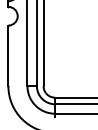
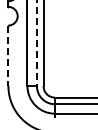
line: solid -> dashed (36, 43)
line: solid -> dashed (8, 56)
